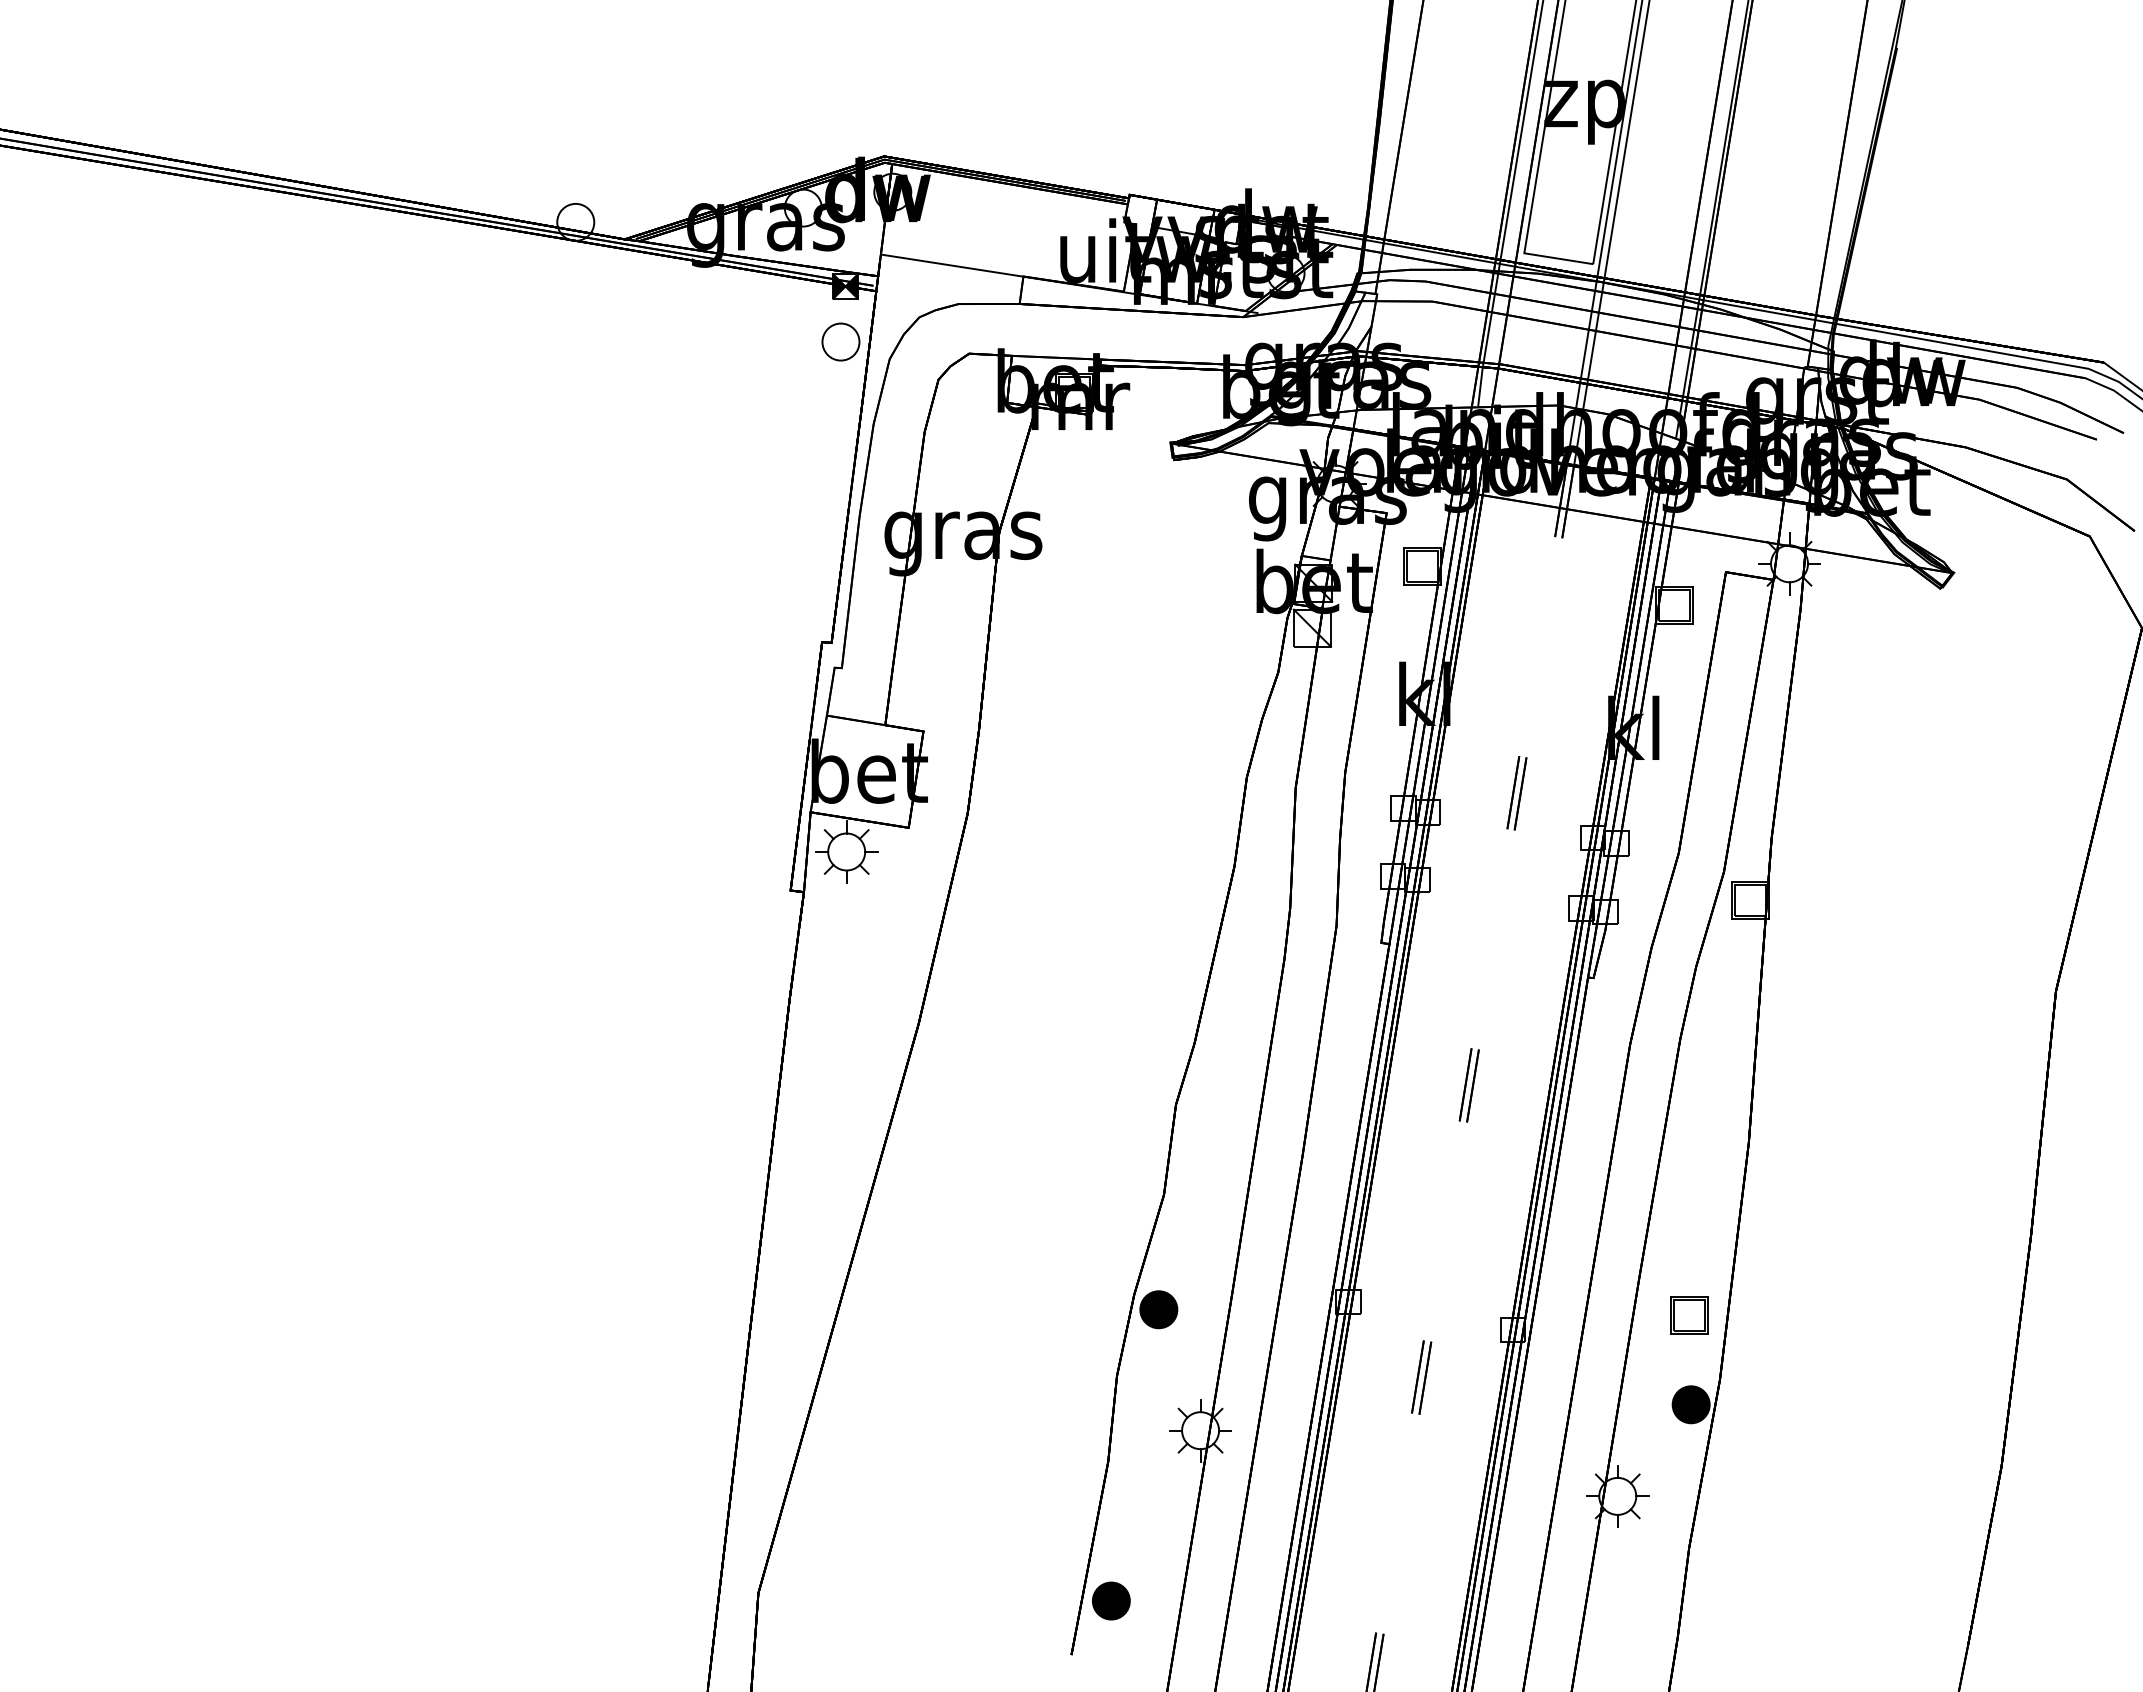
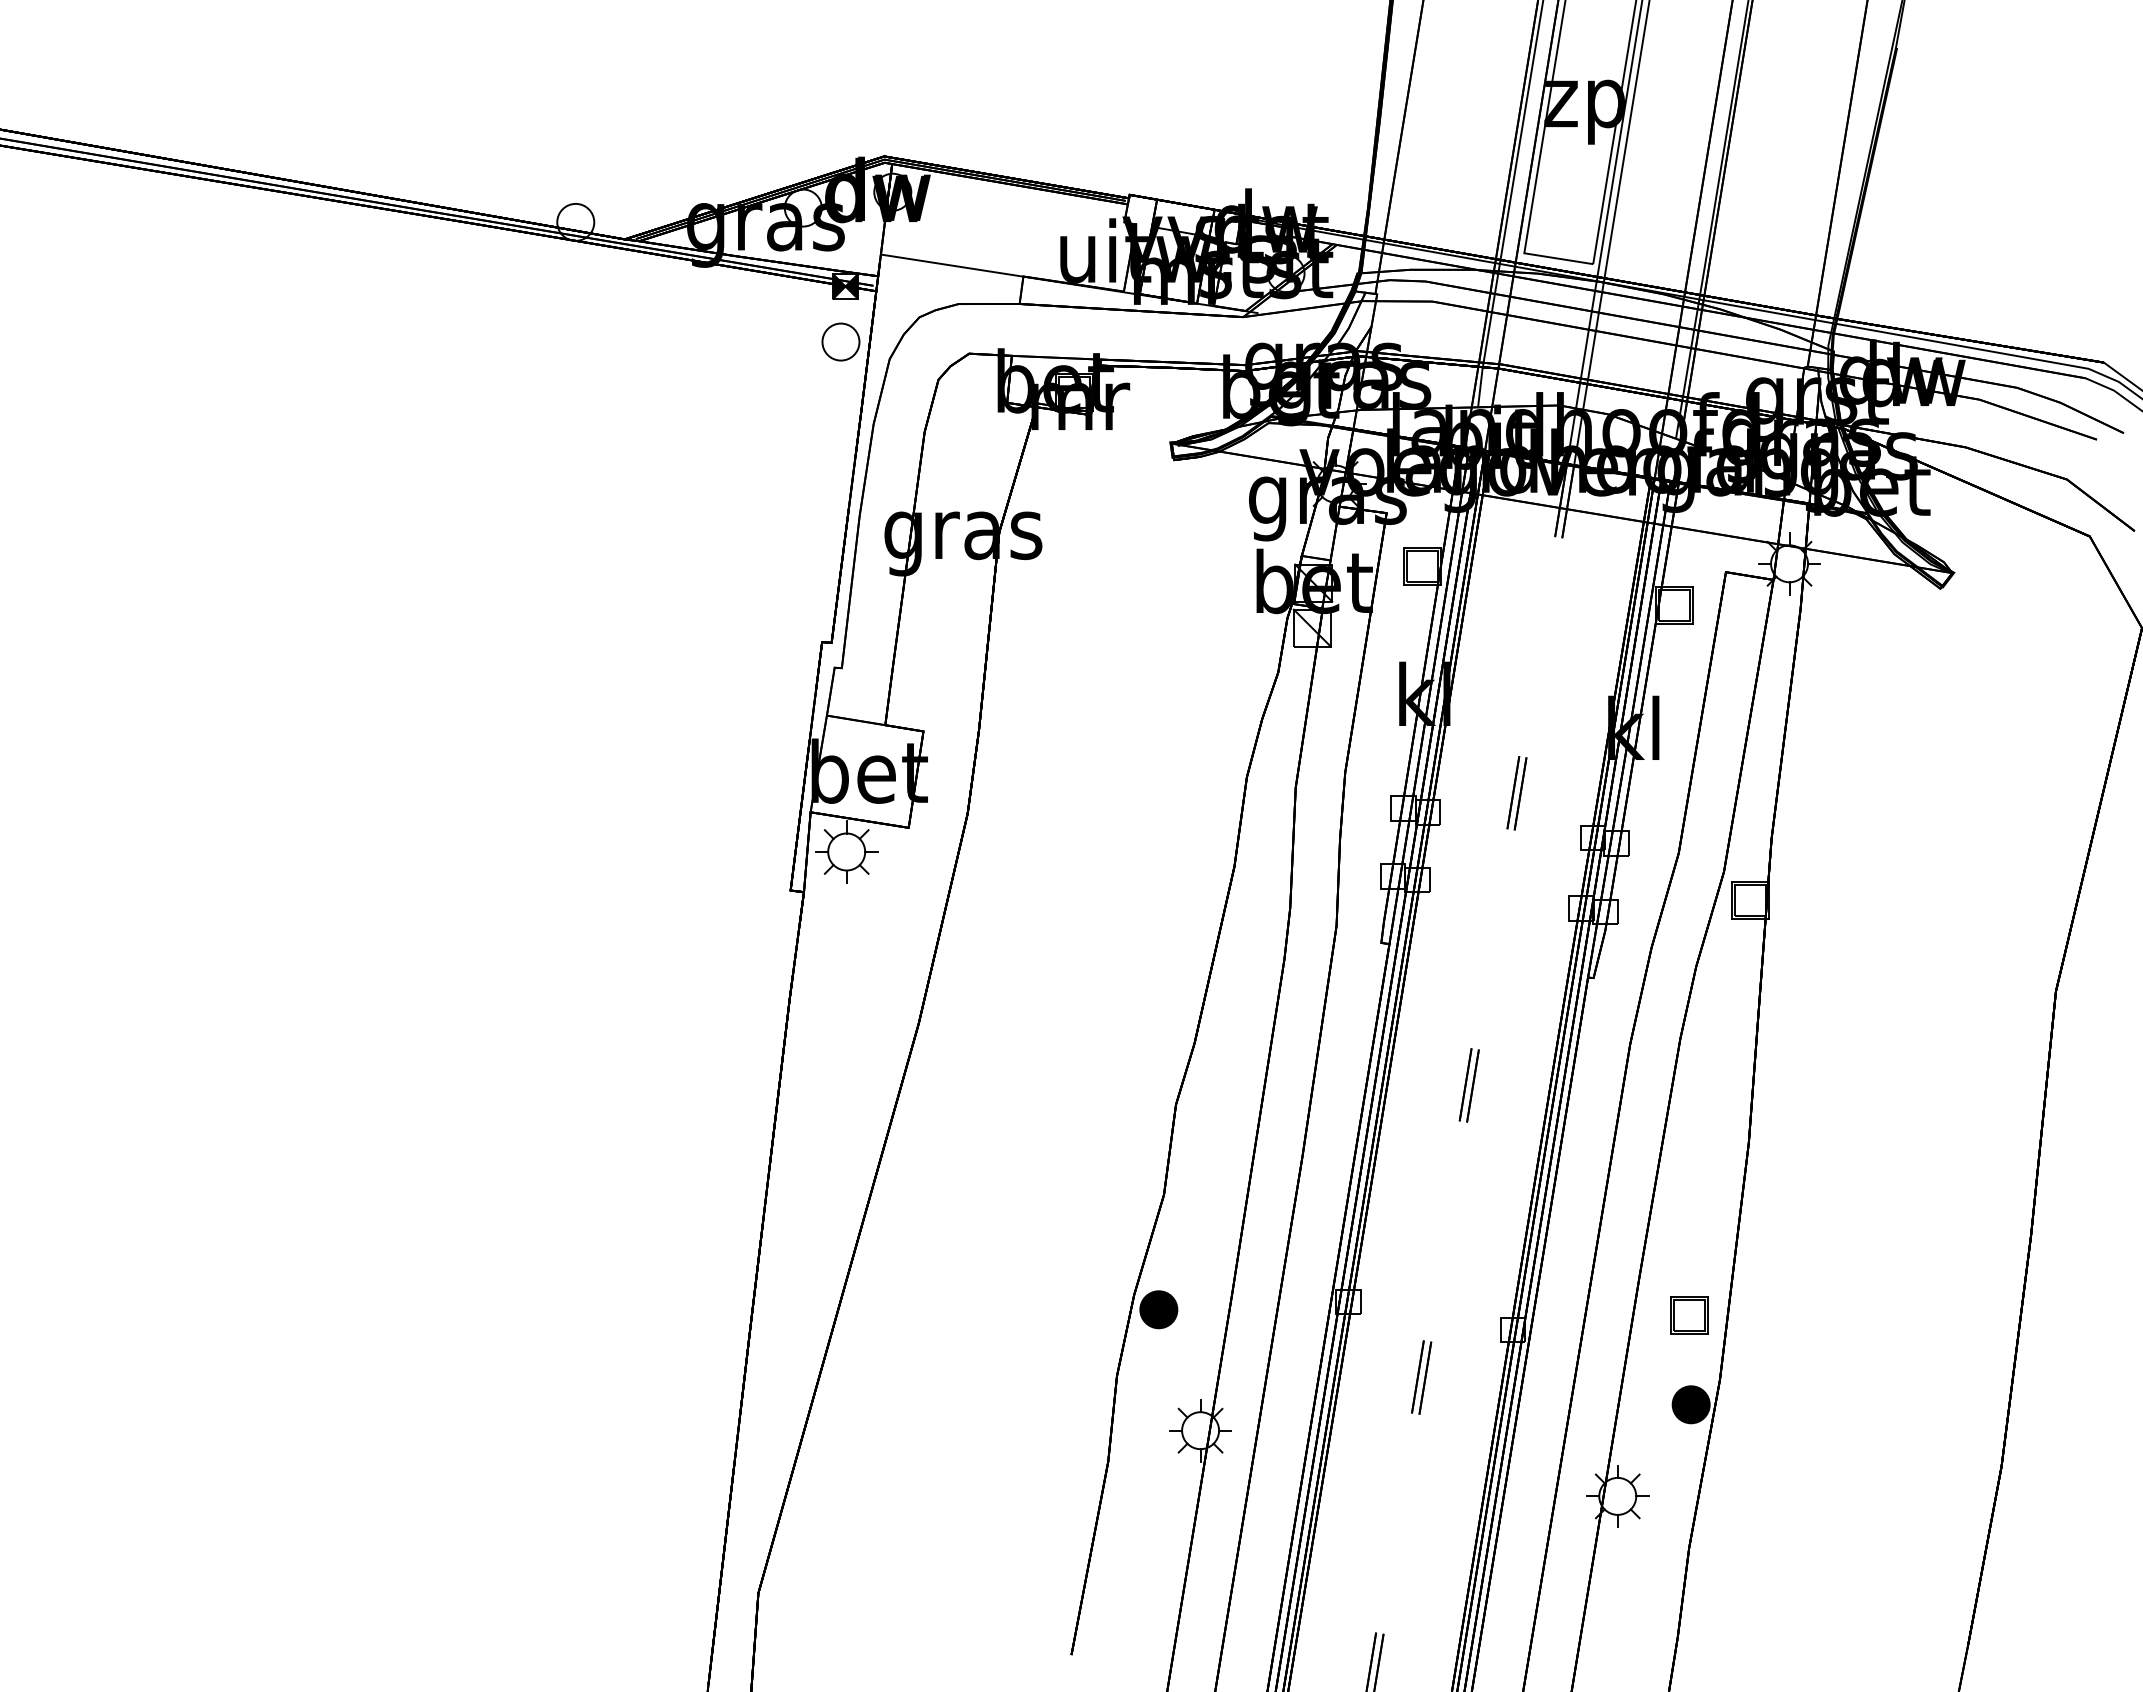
part: present -> none (1111, 1600)
